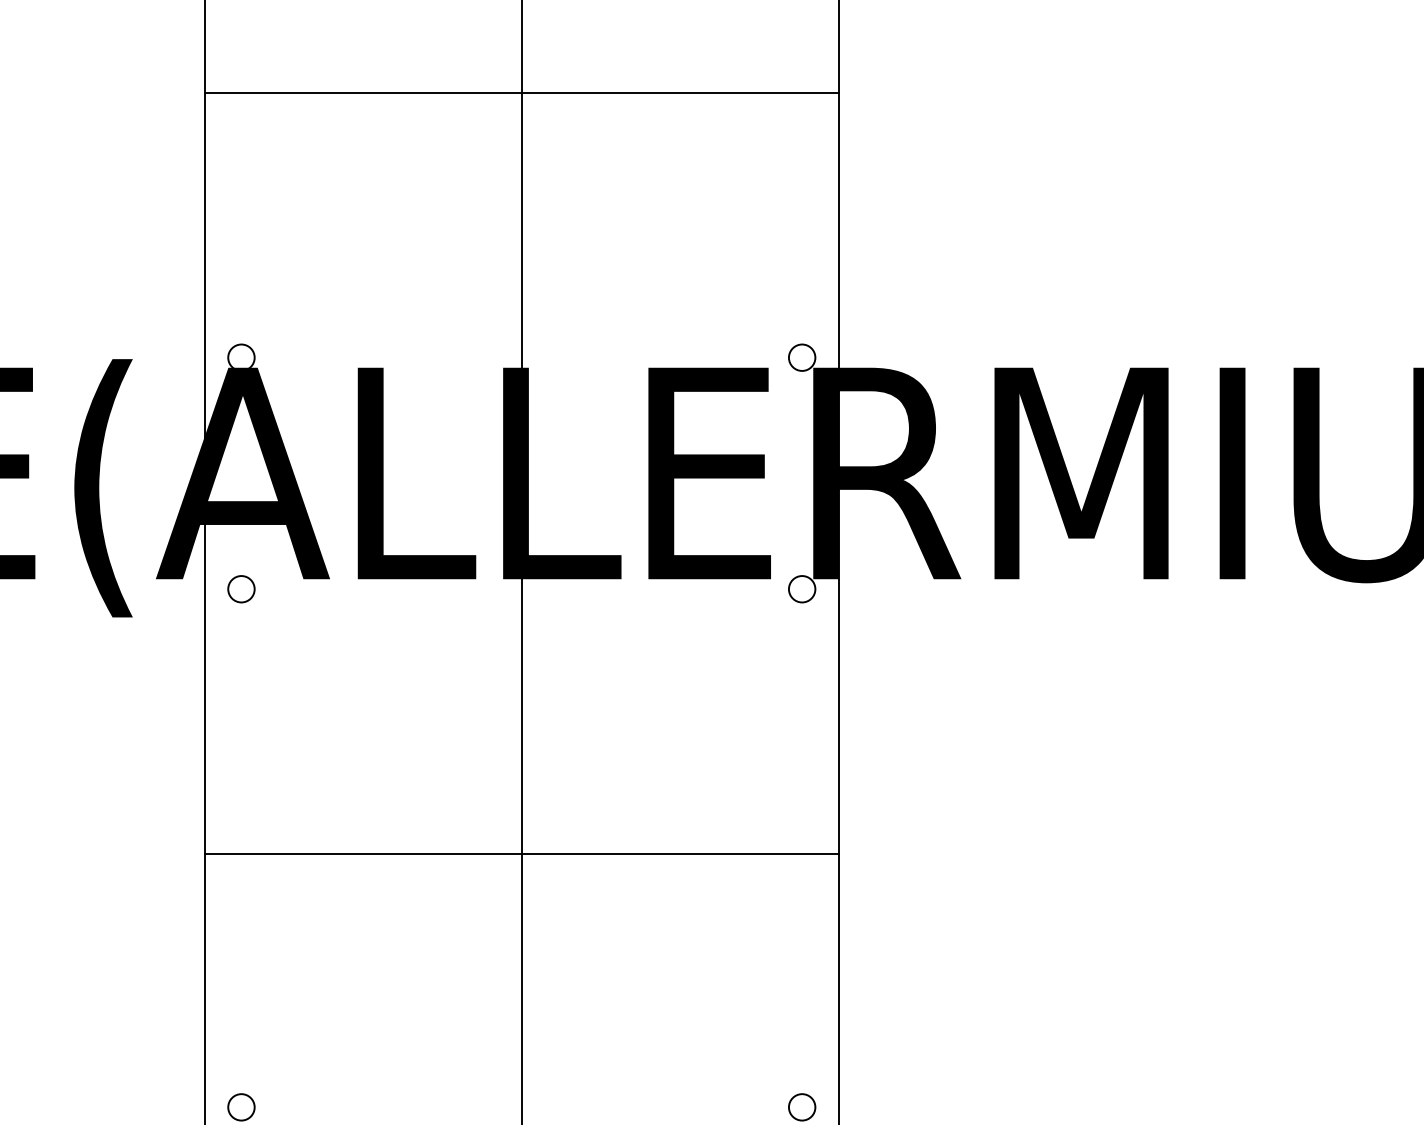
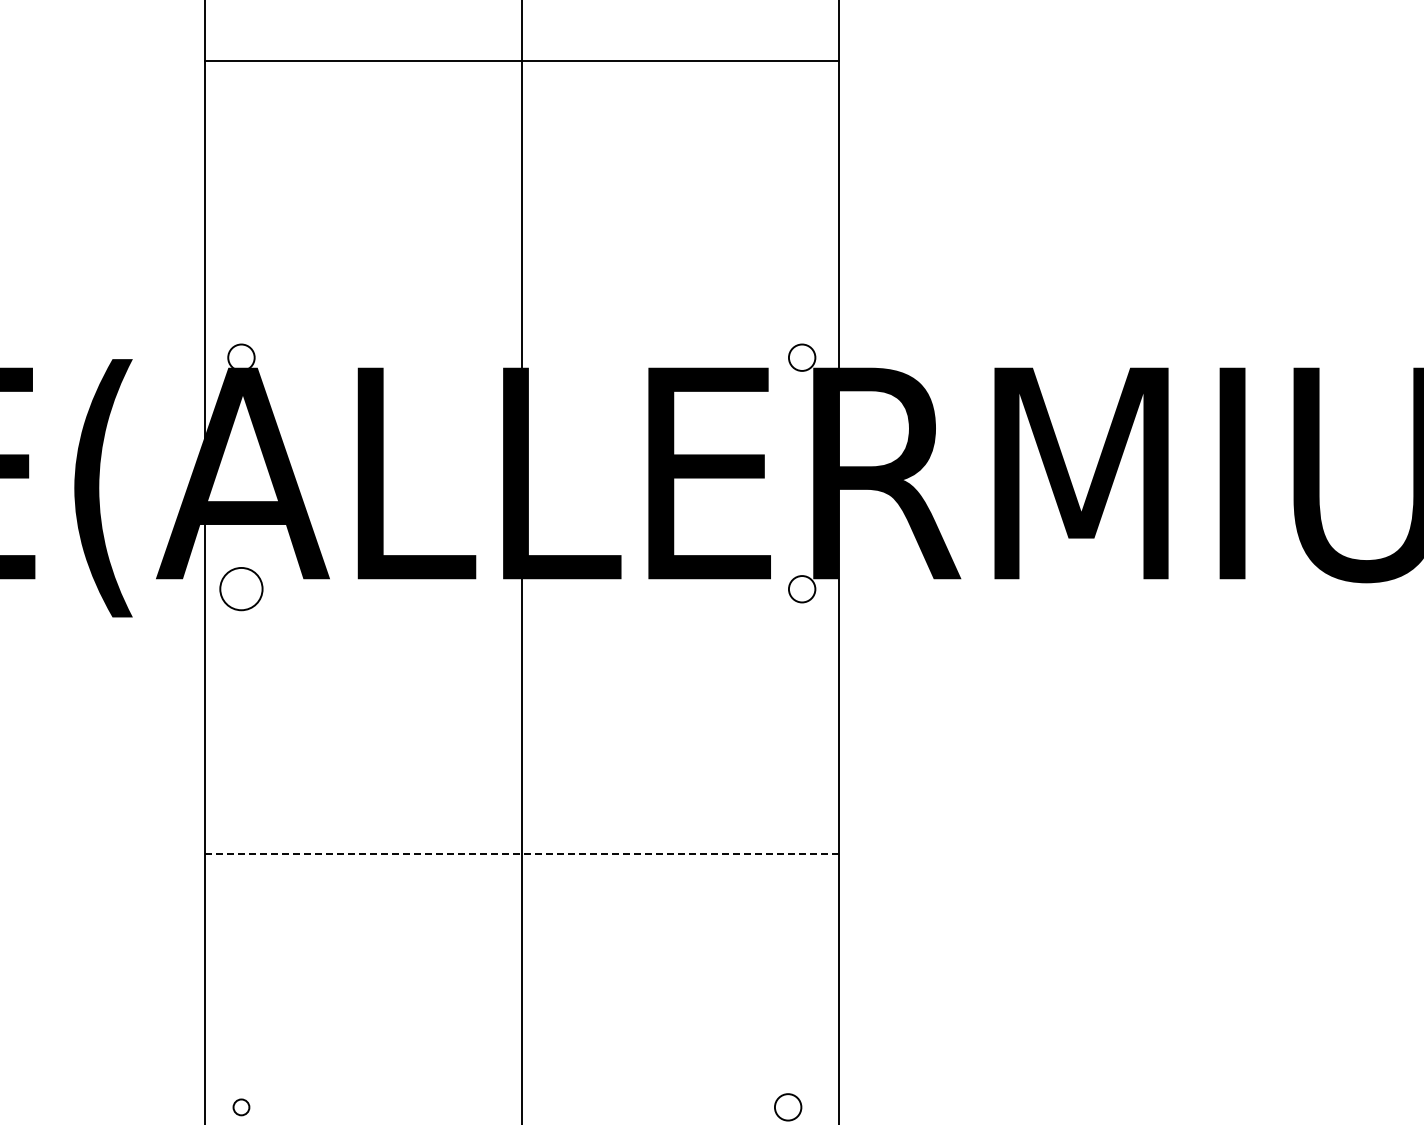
line position: (521, 92) -> (521, 60) (521, 60)
circle size: 29x29 px -> 45x45 px (241, 589)
line: solid -> dashed (522, 854)
circle size: 29x29 px -> 19x19 px (241, 1107)
circle position: (802, 1107) -> (788, 1107) (788, 1107)
